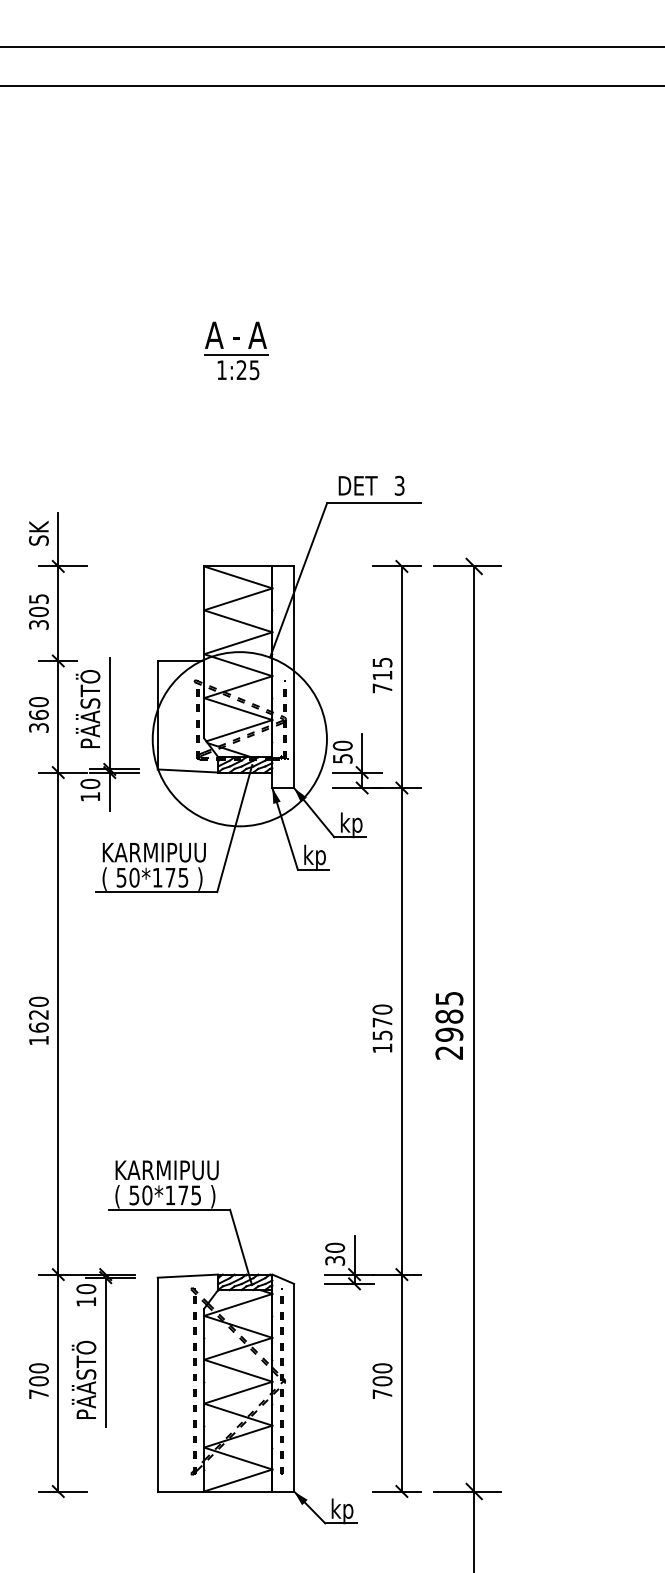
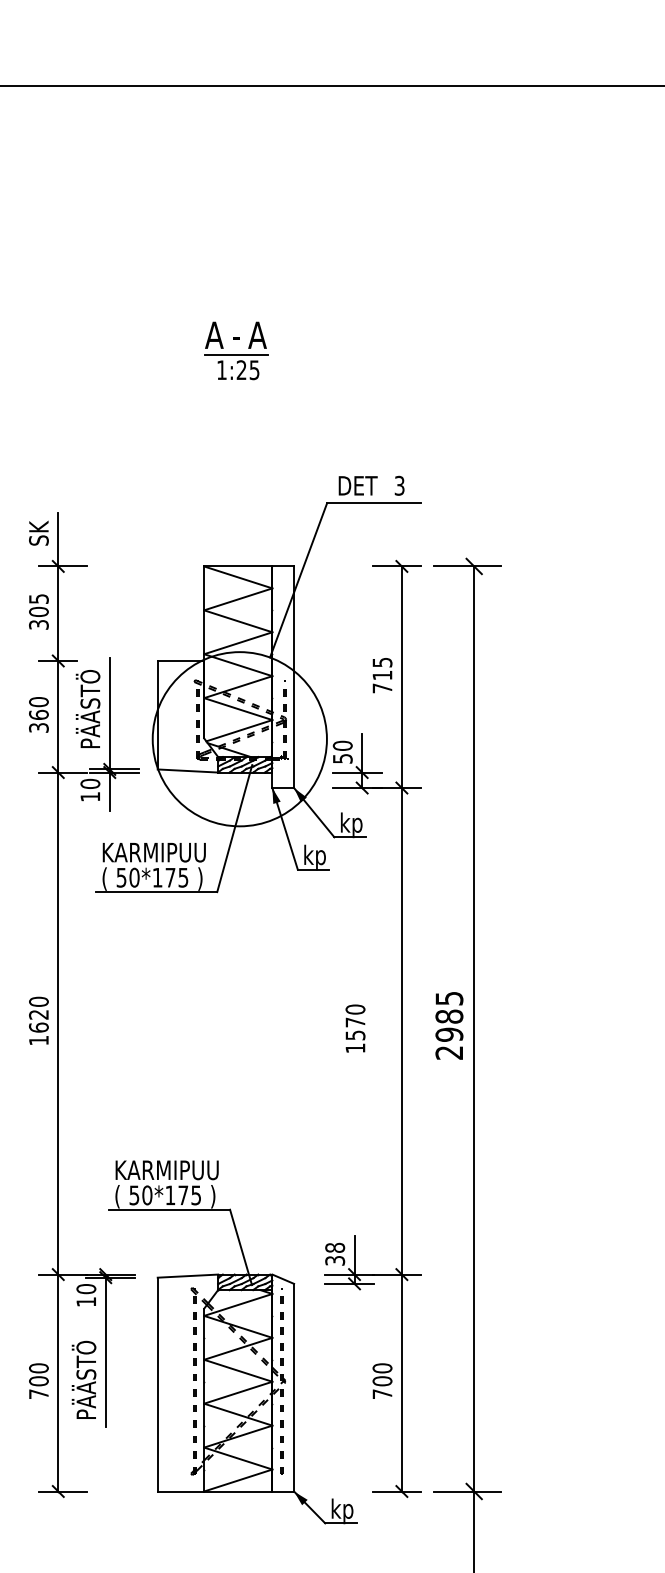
line: present -> none (331, 47)
text position: (382, 1028) -> (355, 1028) (355, 1028)
text: 30 -> 38 (334, 1247)
